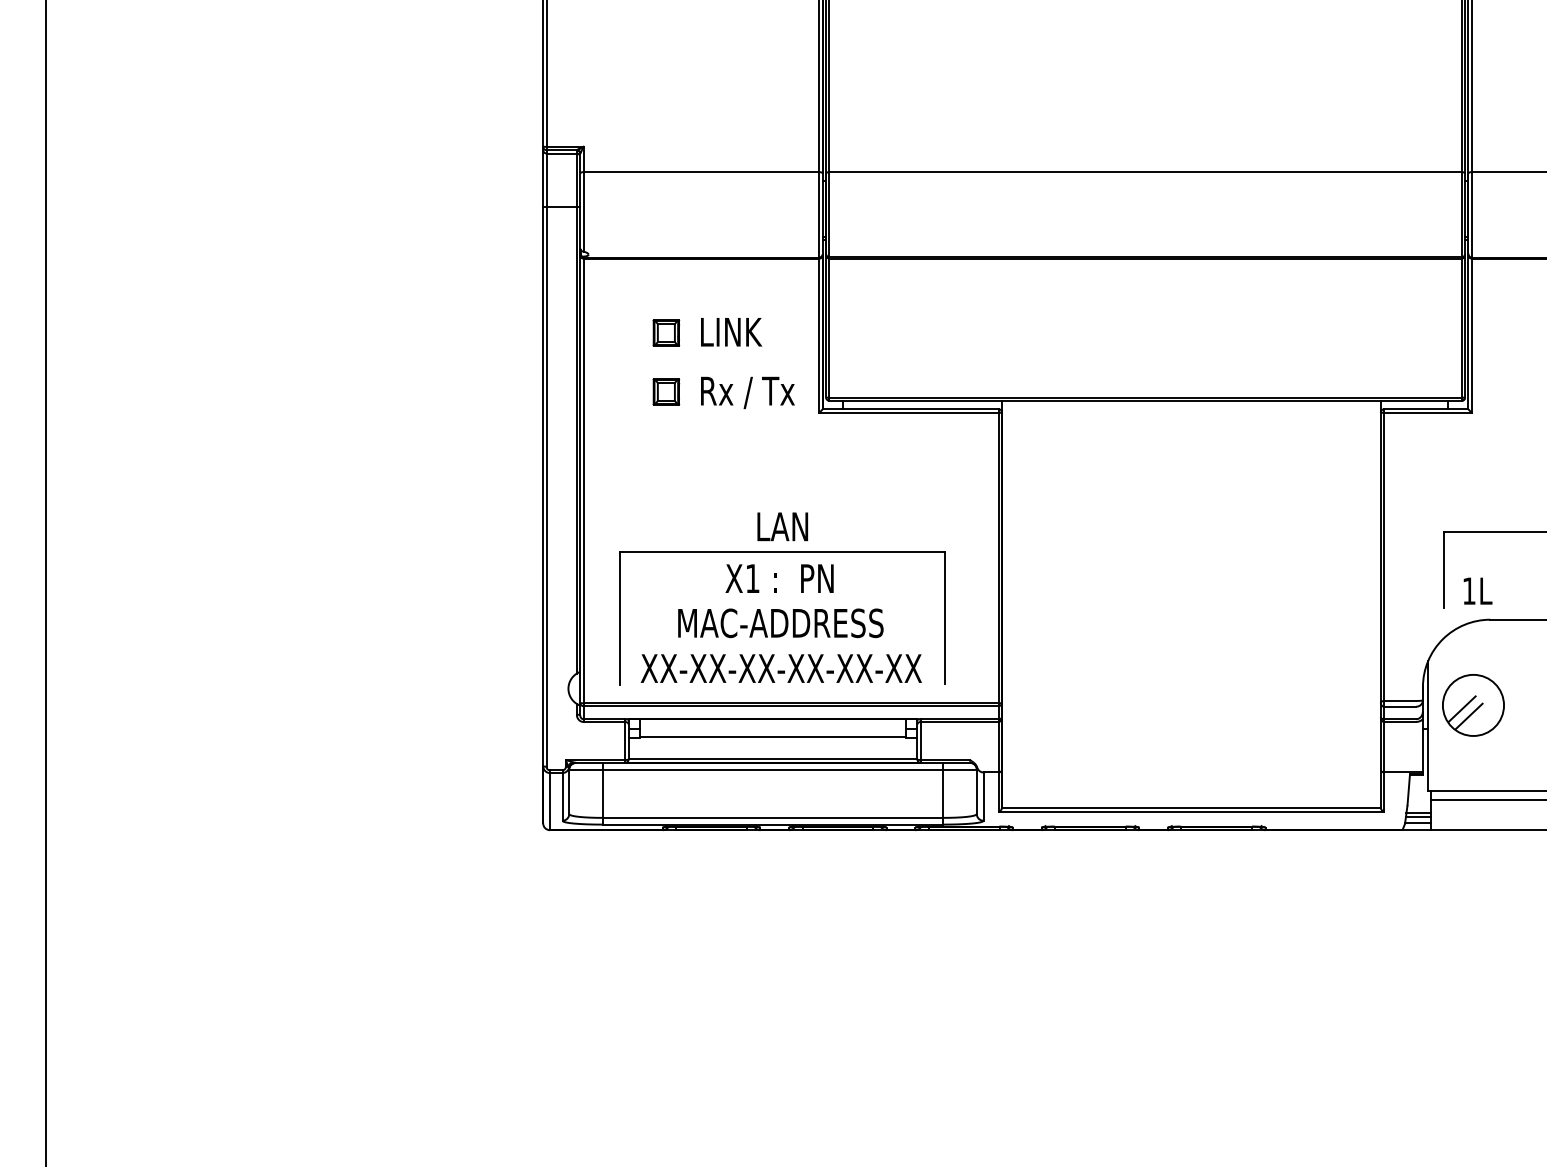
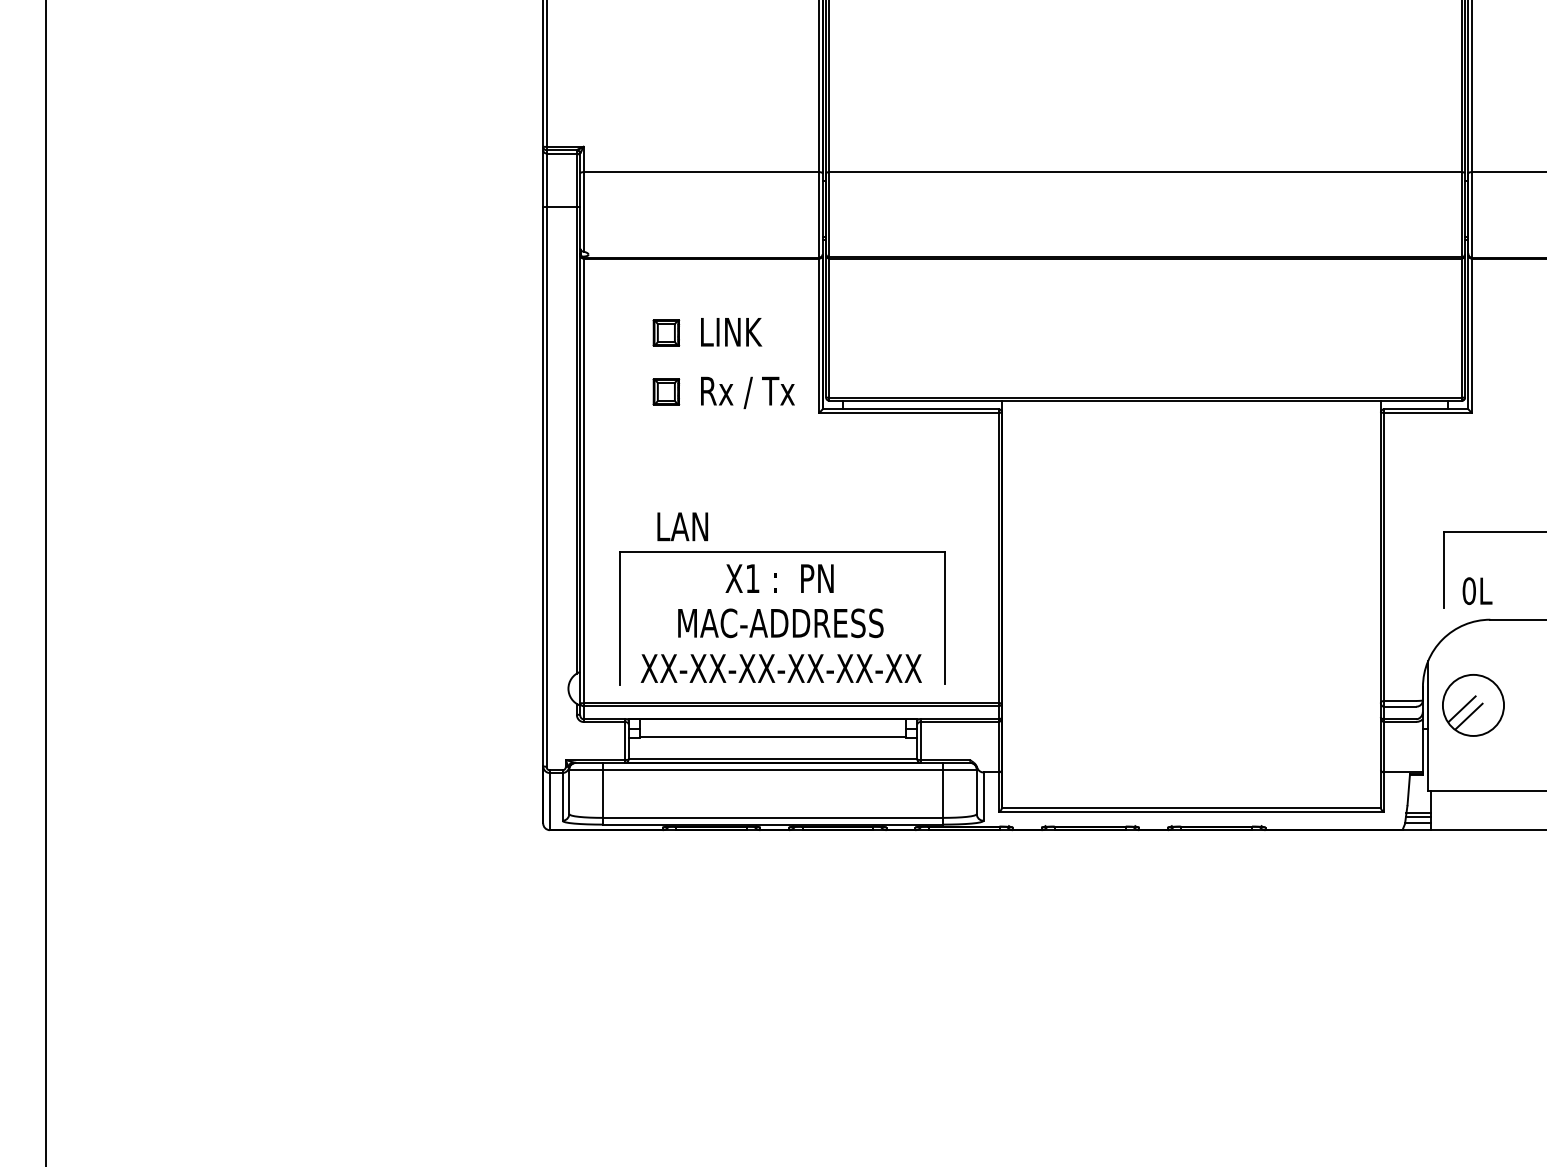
text position: (782, 526) -> (682, 526) (682, 526)
text: 1L -> 0L (1468, 591)
line: present -> none (1487, 799)
